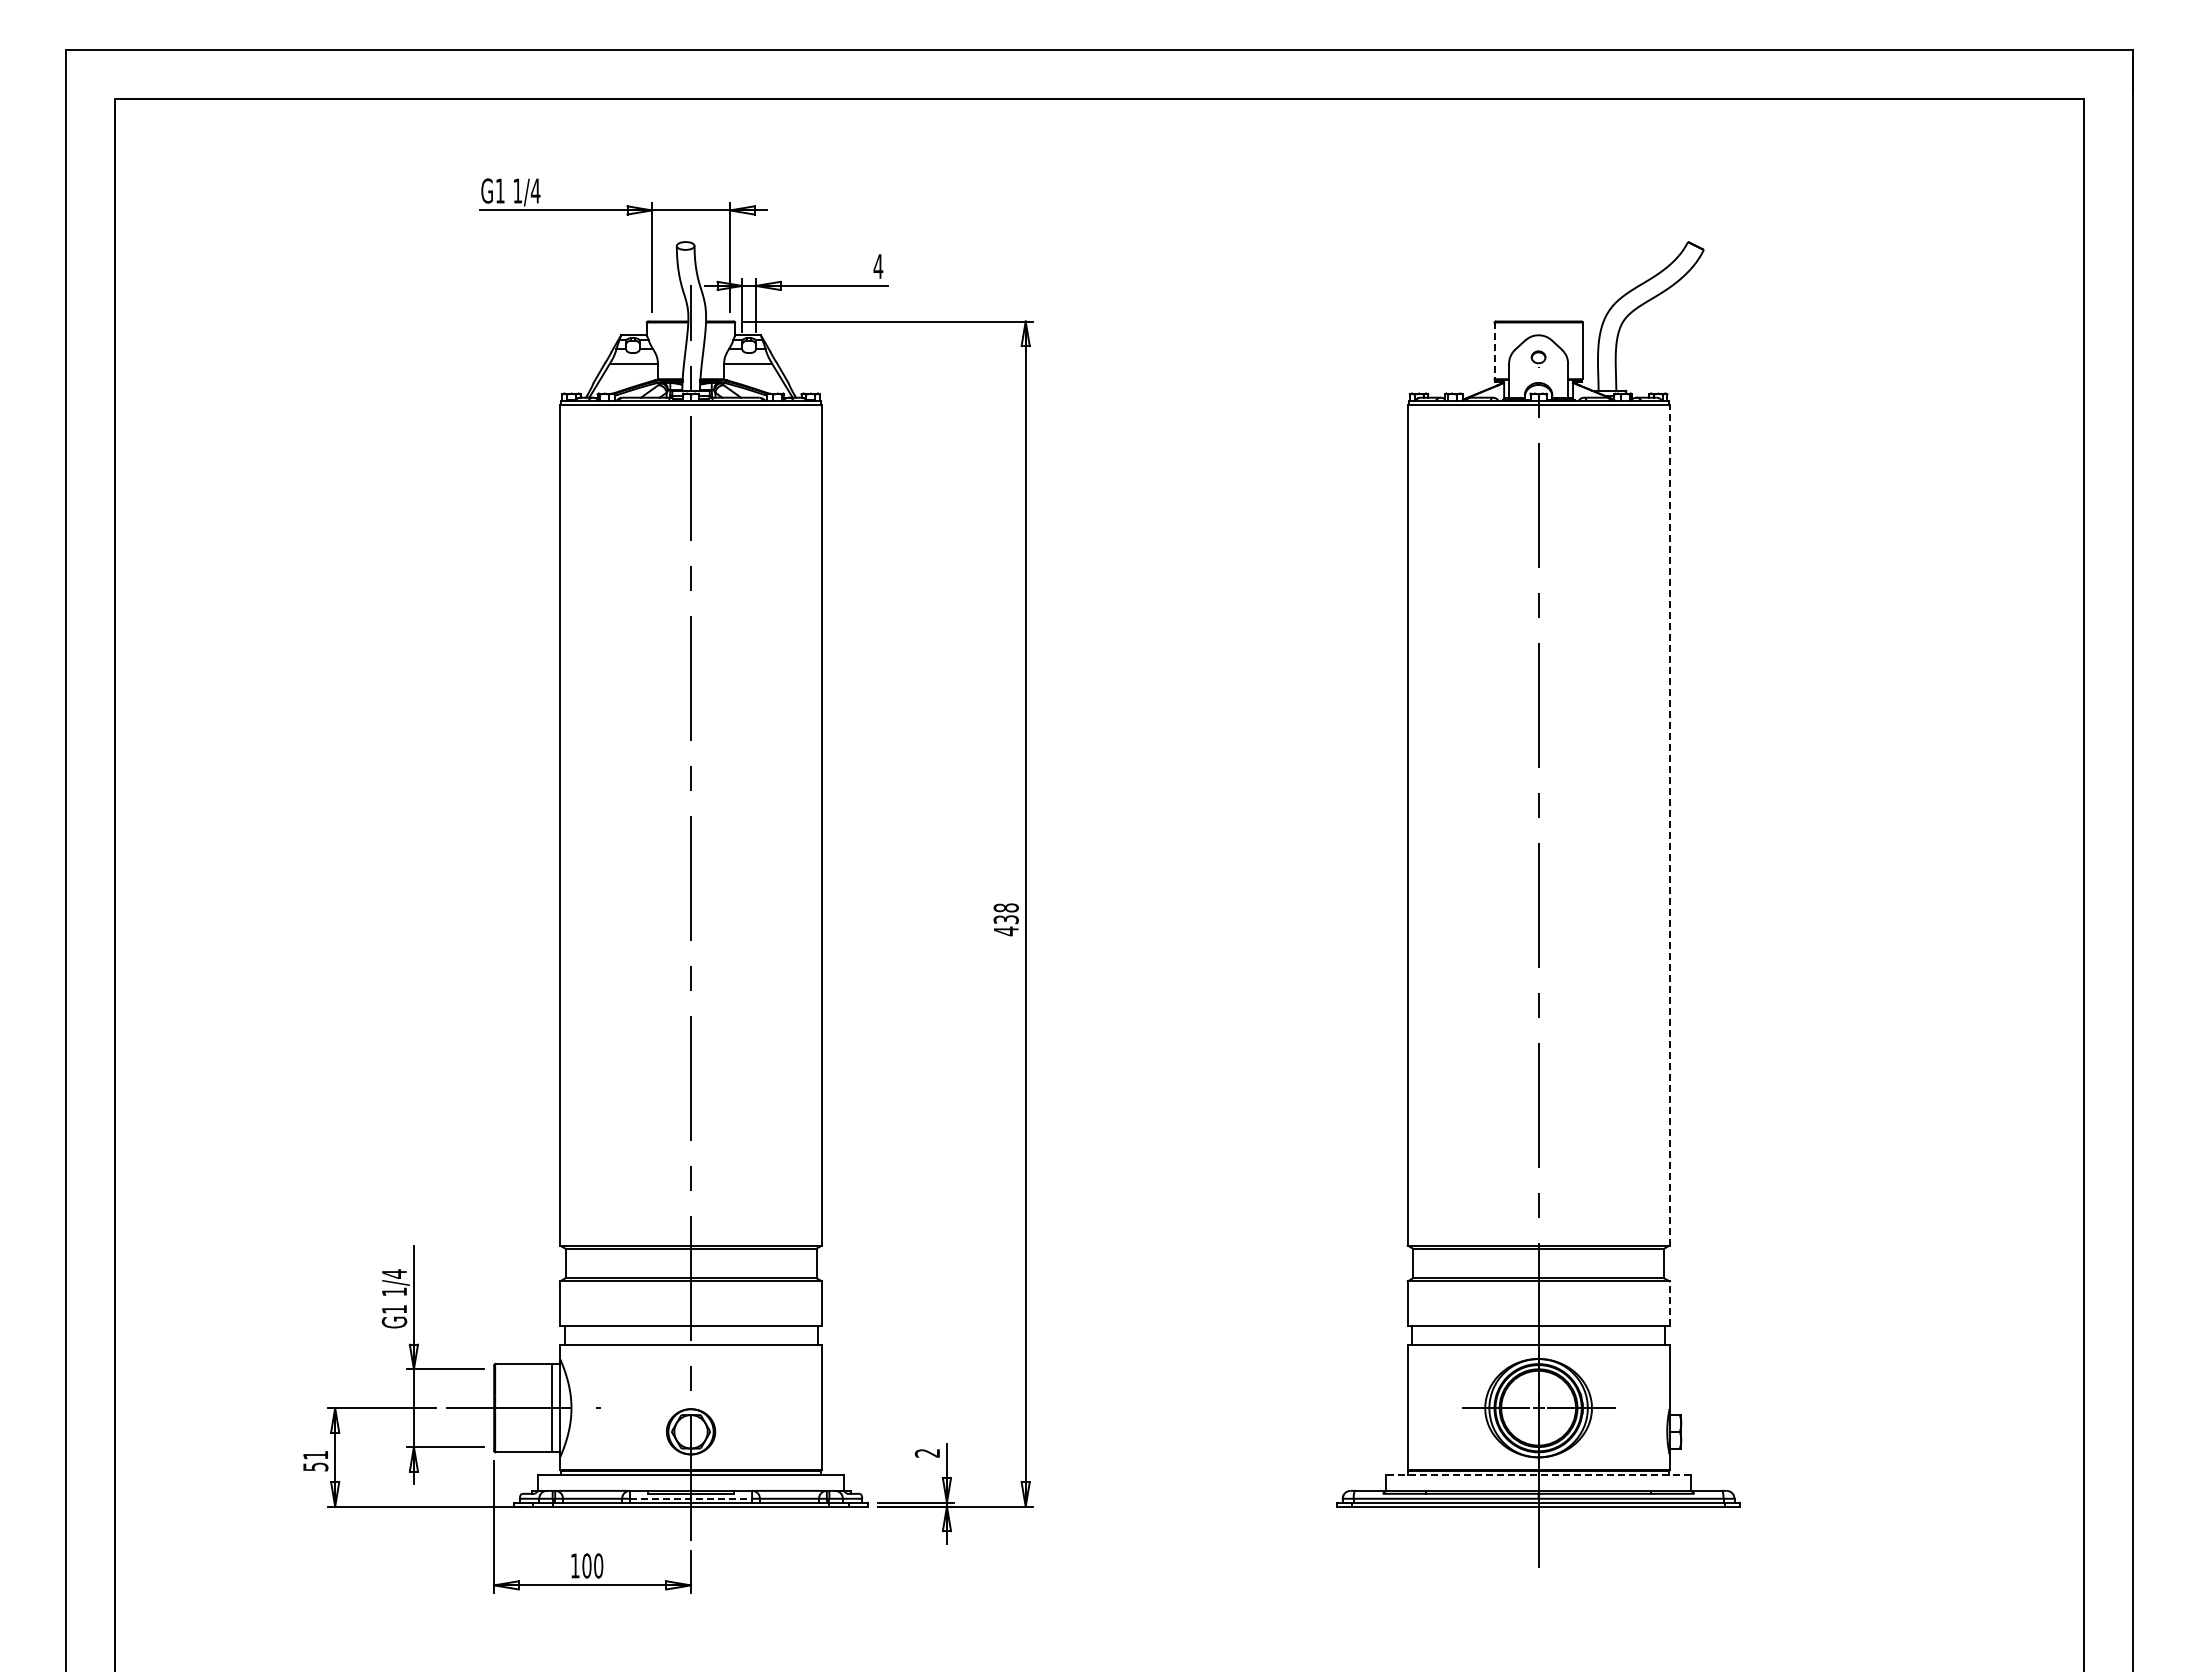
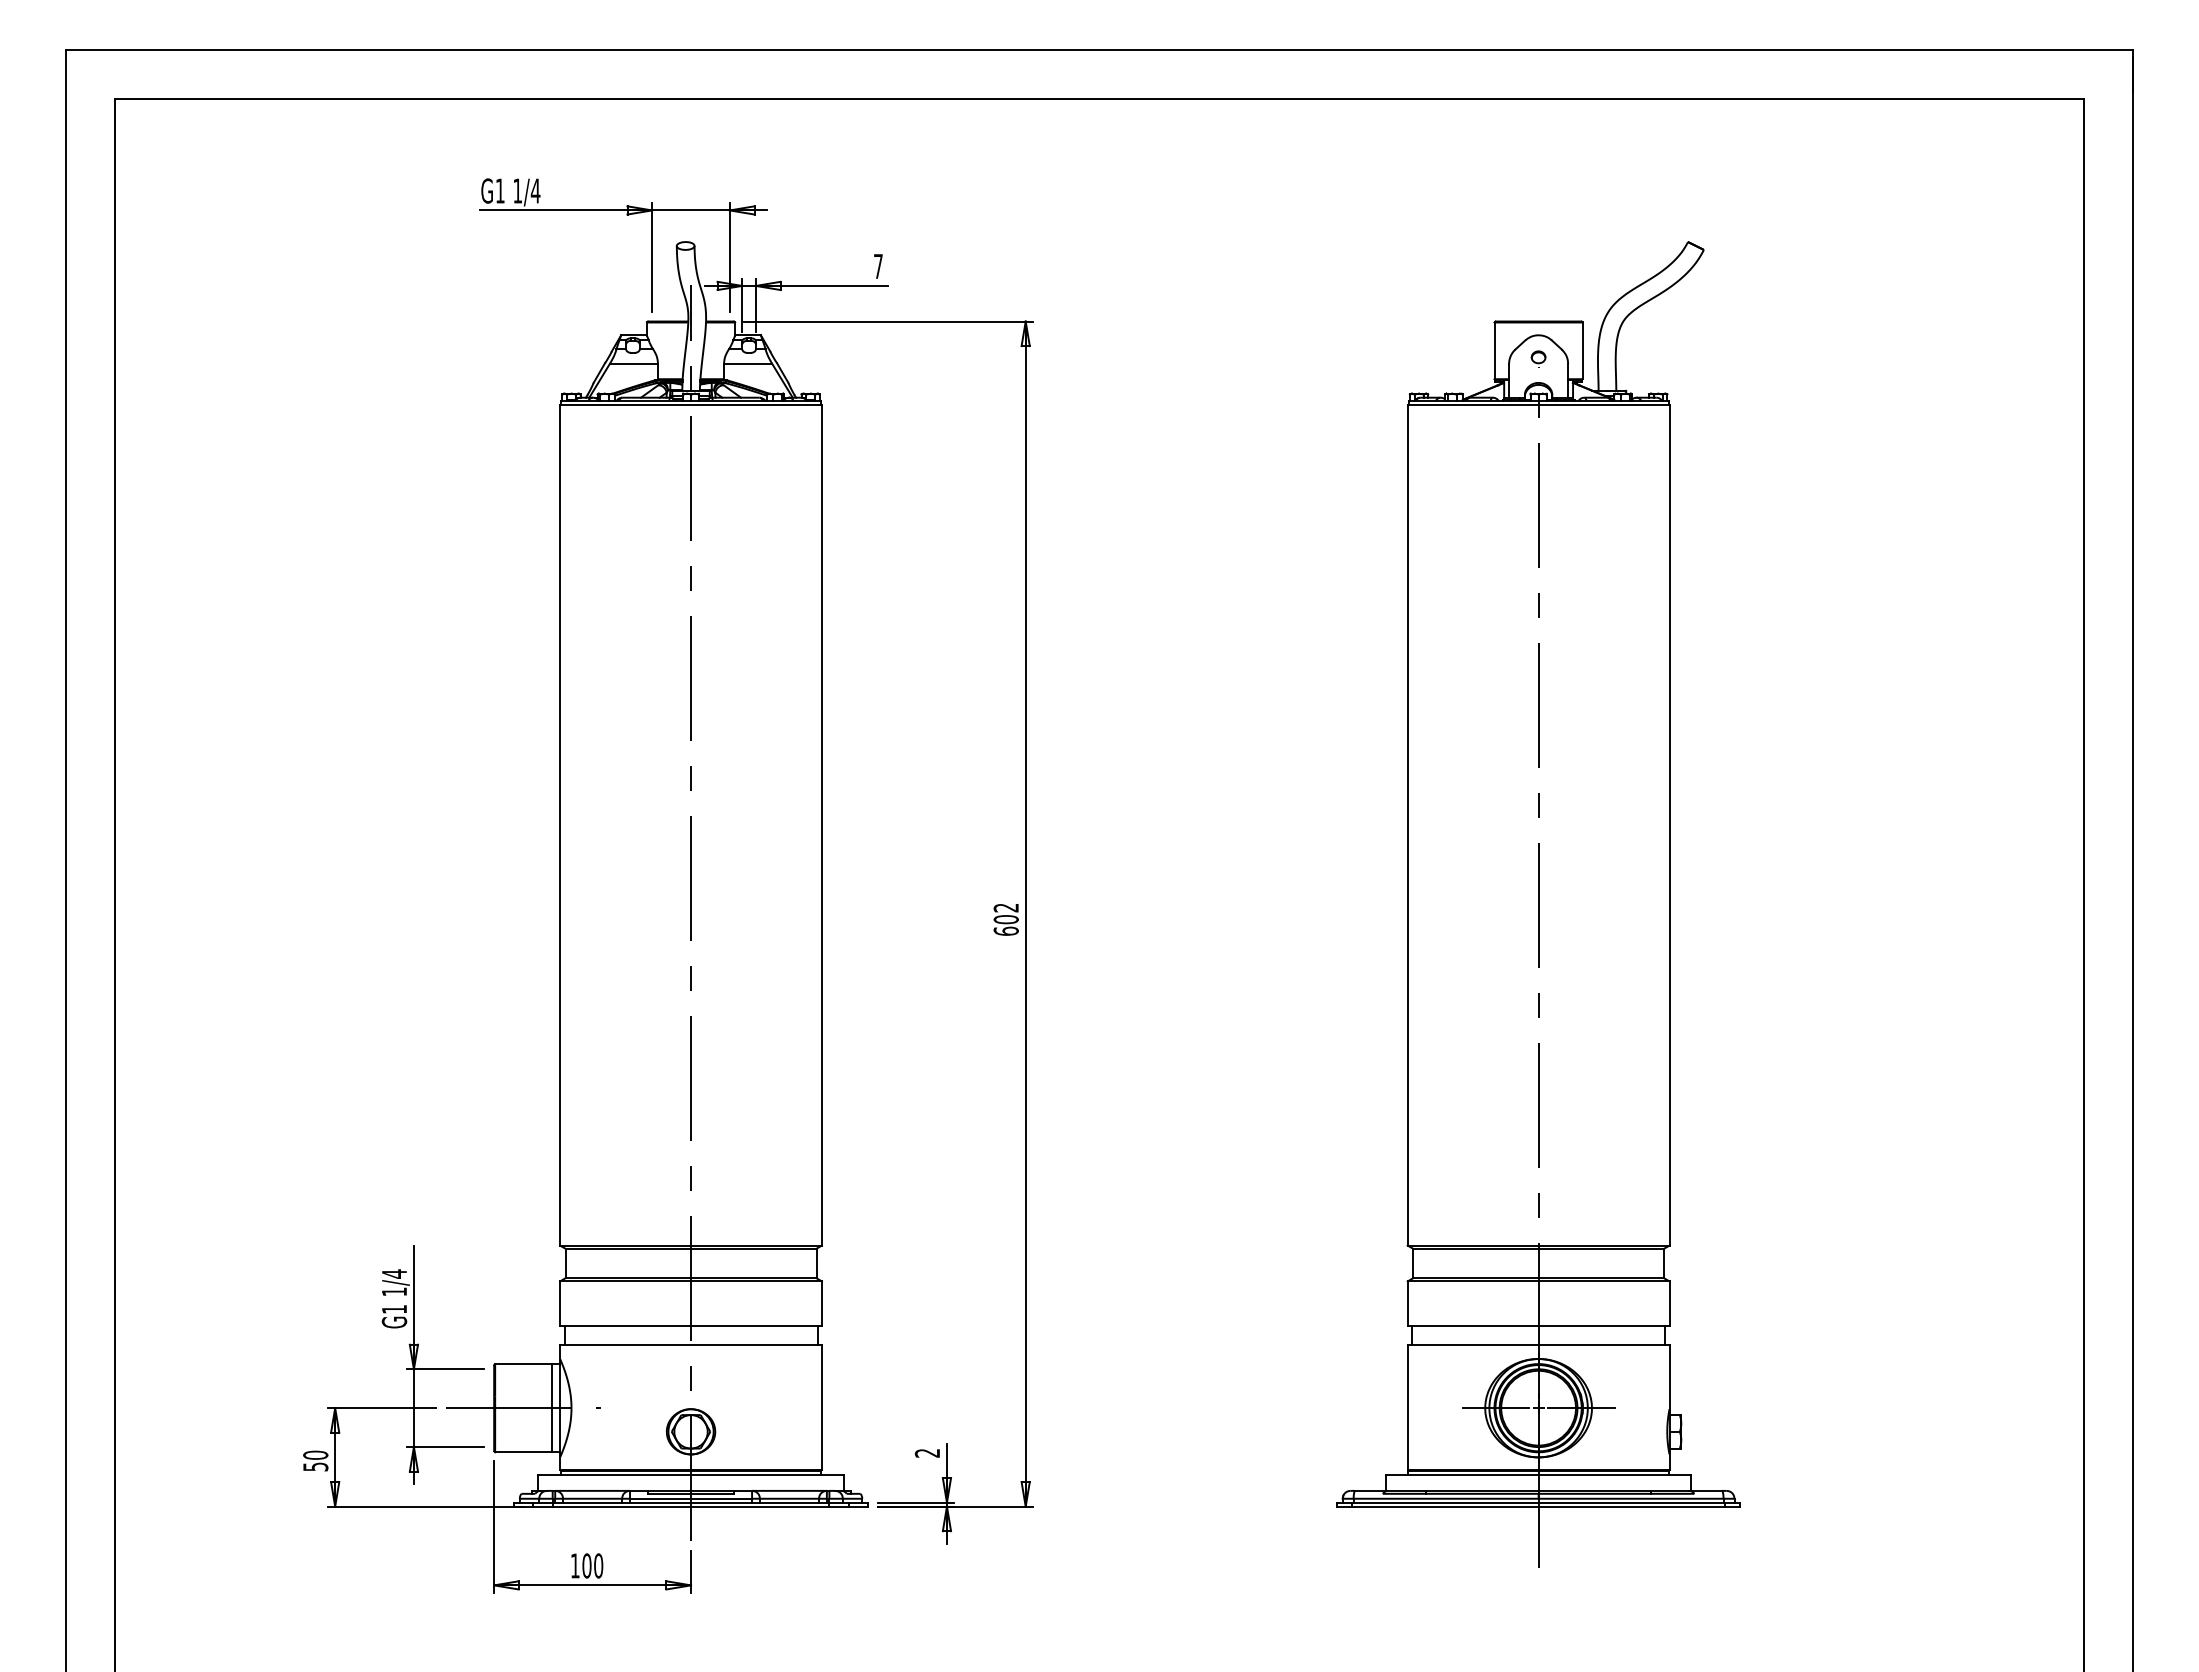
text: 4 -> 7 (878, 266)
line: dashed -> solid (1494, 351)
line: dashed -> solid (1669, 825)
text: 438 -> 602 (1005, 919)
line: dashed -> solid (1669, 1302)
text: 51 -> 50 (315, 1454)
line: dashed -> solid (1538, 1475)
line: dashed -> solid (691, 1498)
